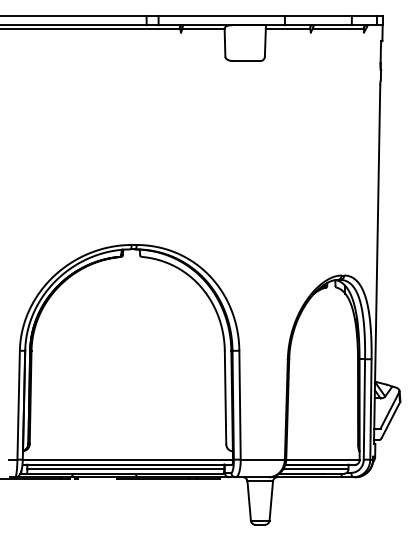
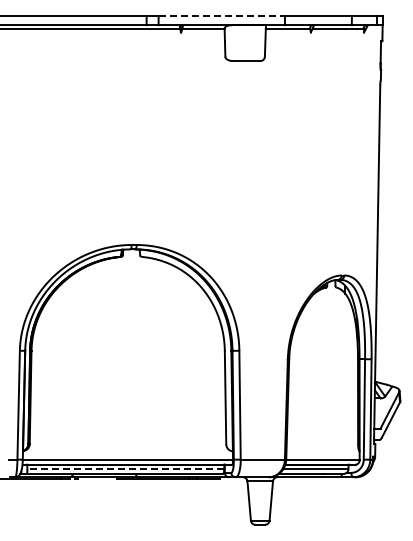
line: solid -> dashed (222, 16)
line: solid -> dashed (125, 469)
